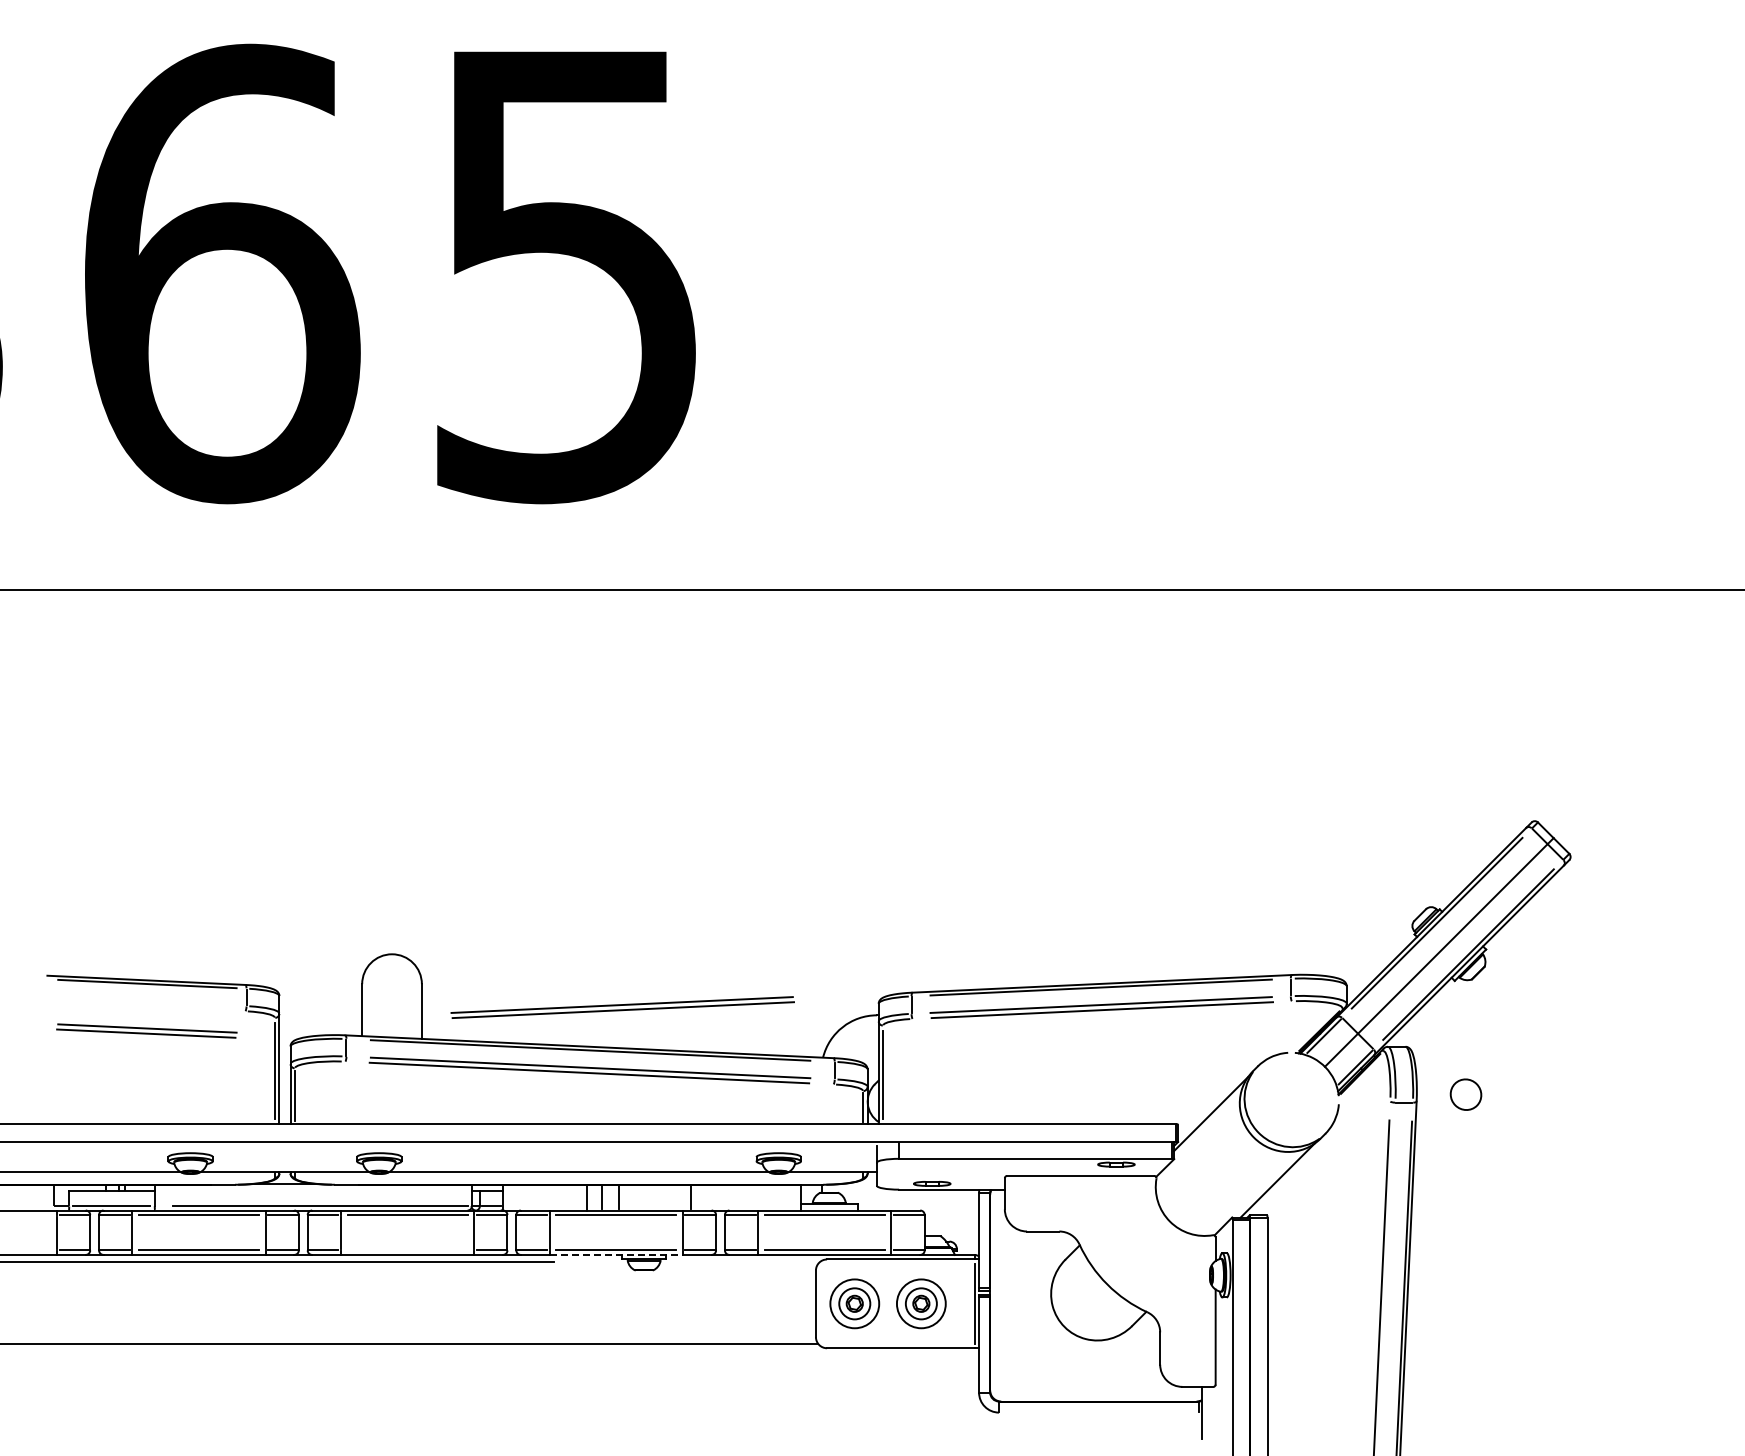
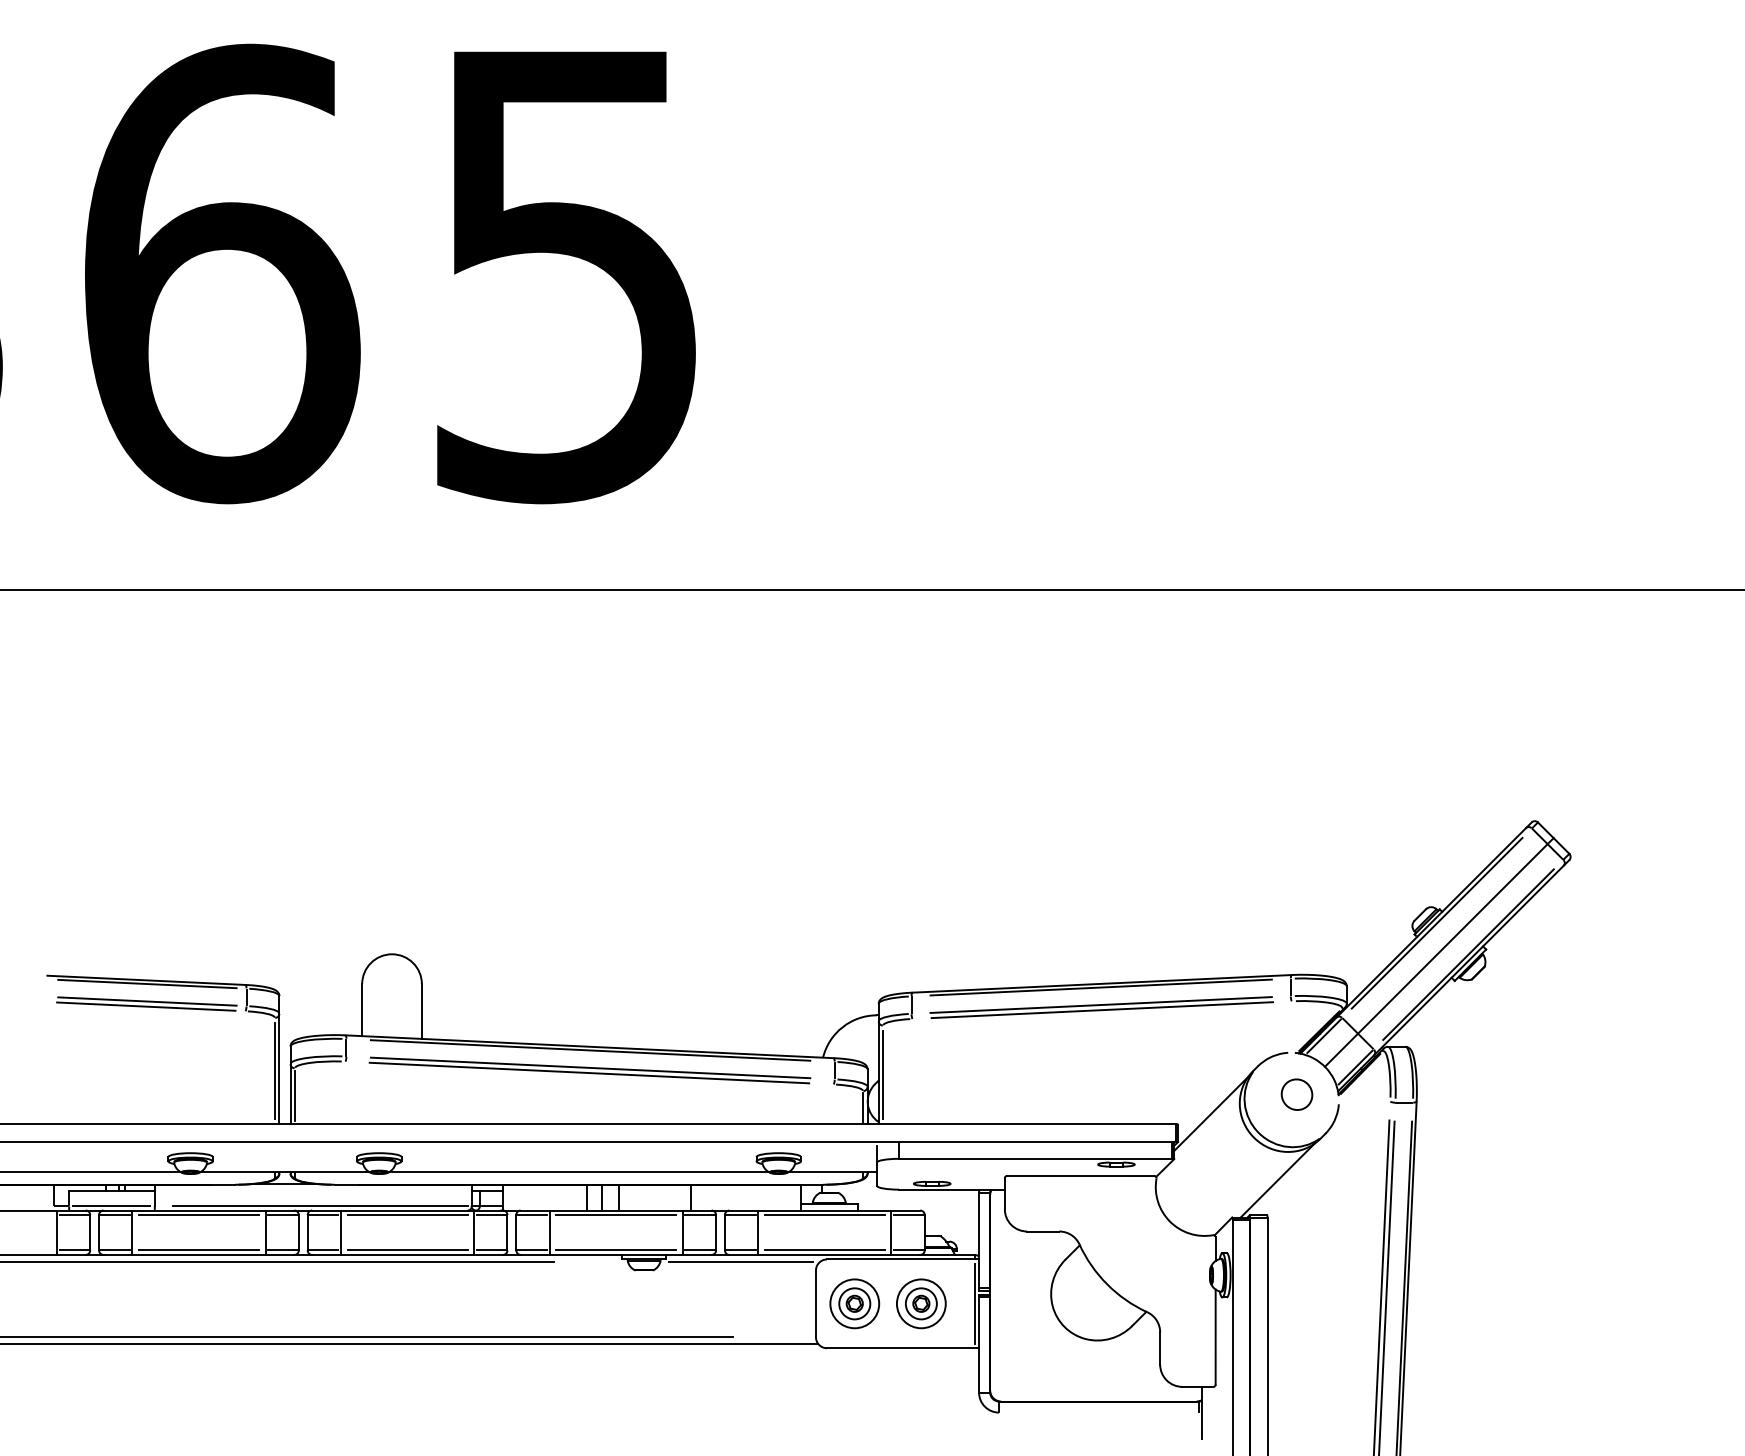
part: present -> none (622, 1007)
part position: (146, 1030) -> (146, 1003) (146, 1003)
part position: (1465, 1094) -> (1296, 1094) (1296, 1094)
line: none -> present (407, 1250)
line: dashed -> solid (616, 1254)
line: none -> present (740, 1261)
line: none -> present (1386, 1286)
line: none -> present (367, 1337)
